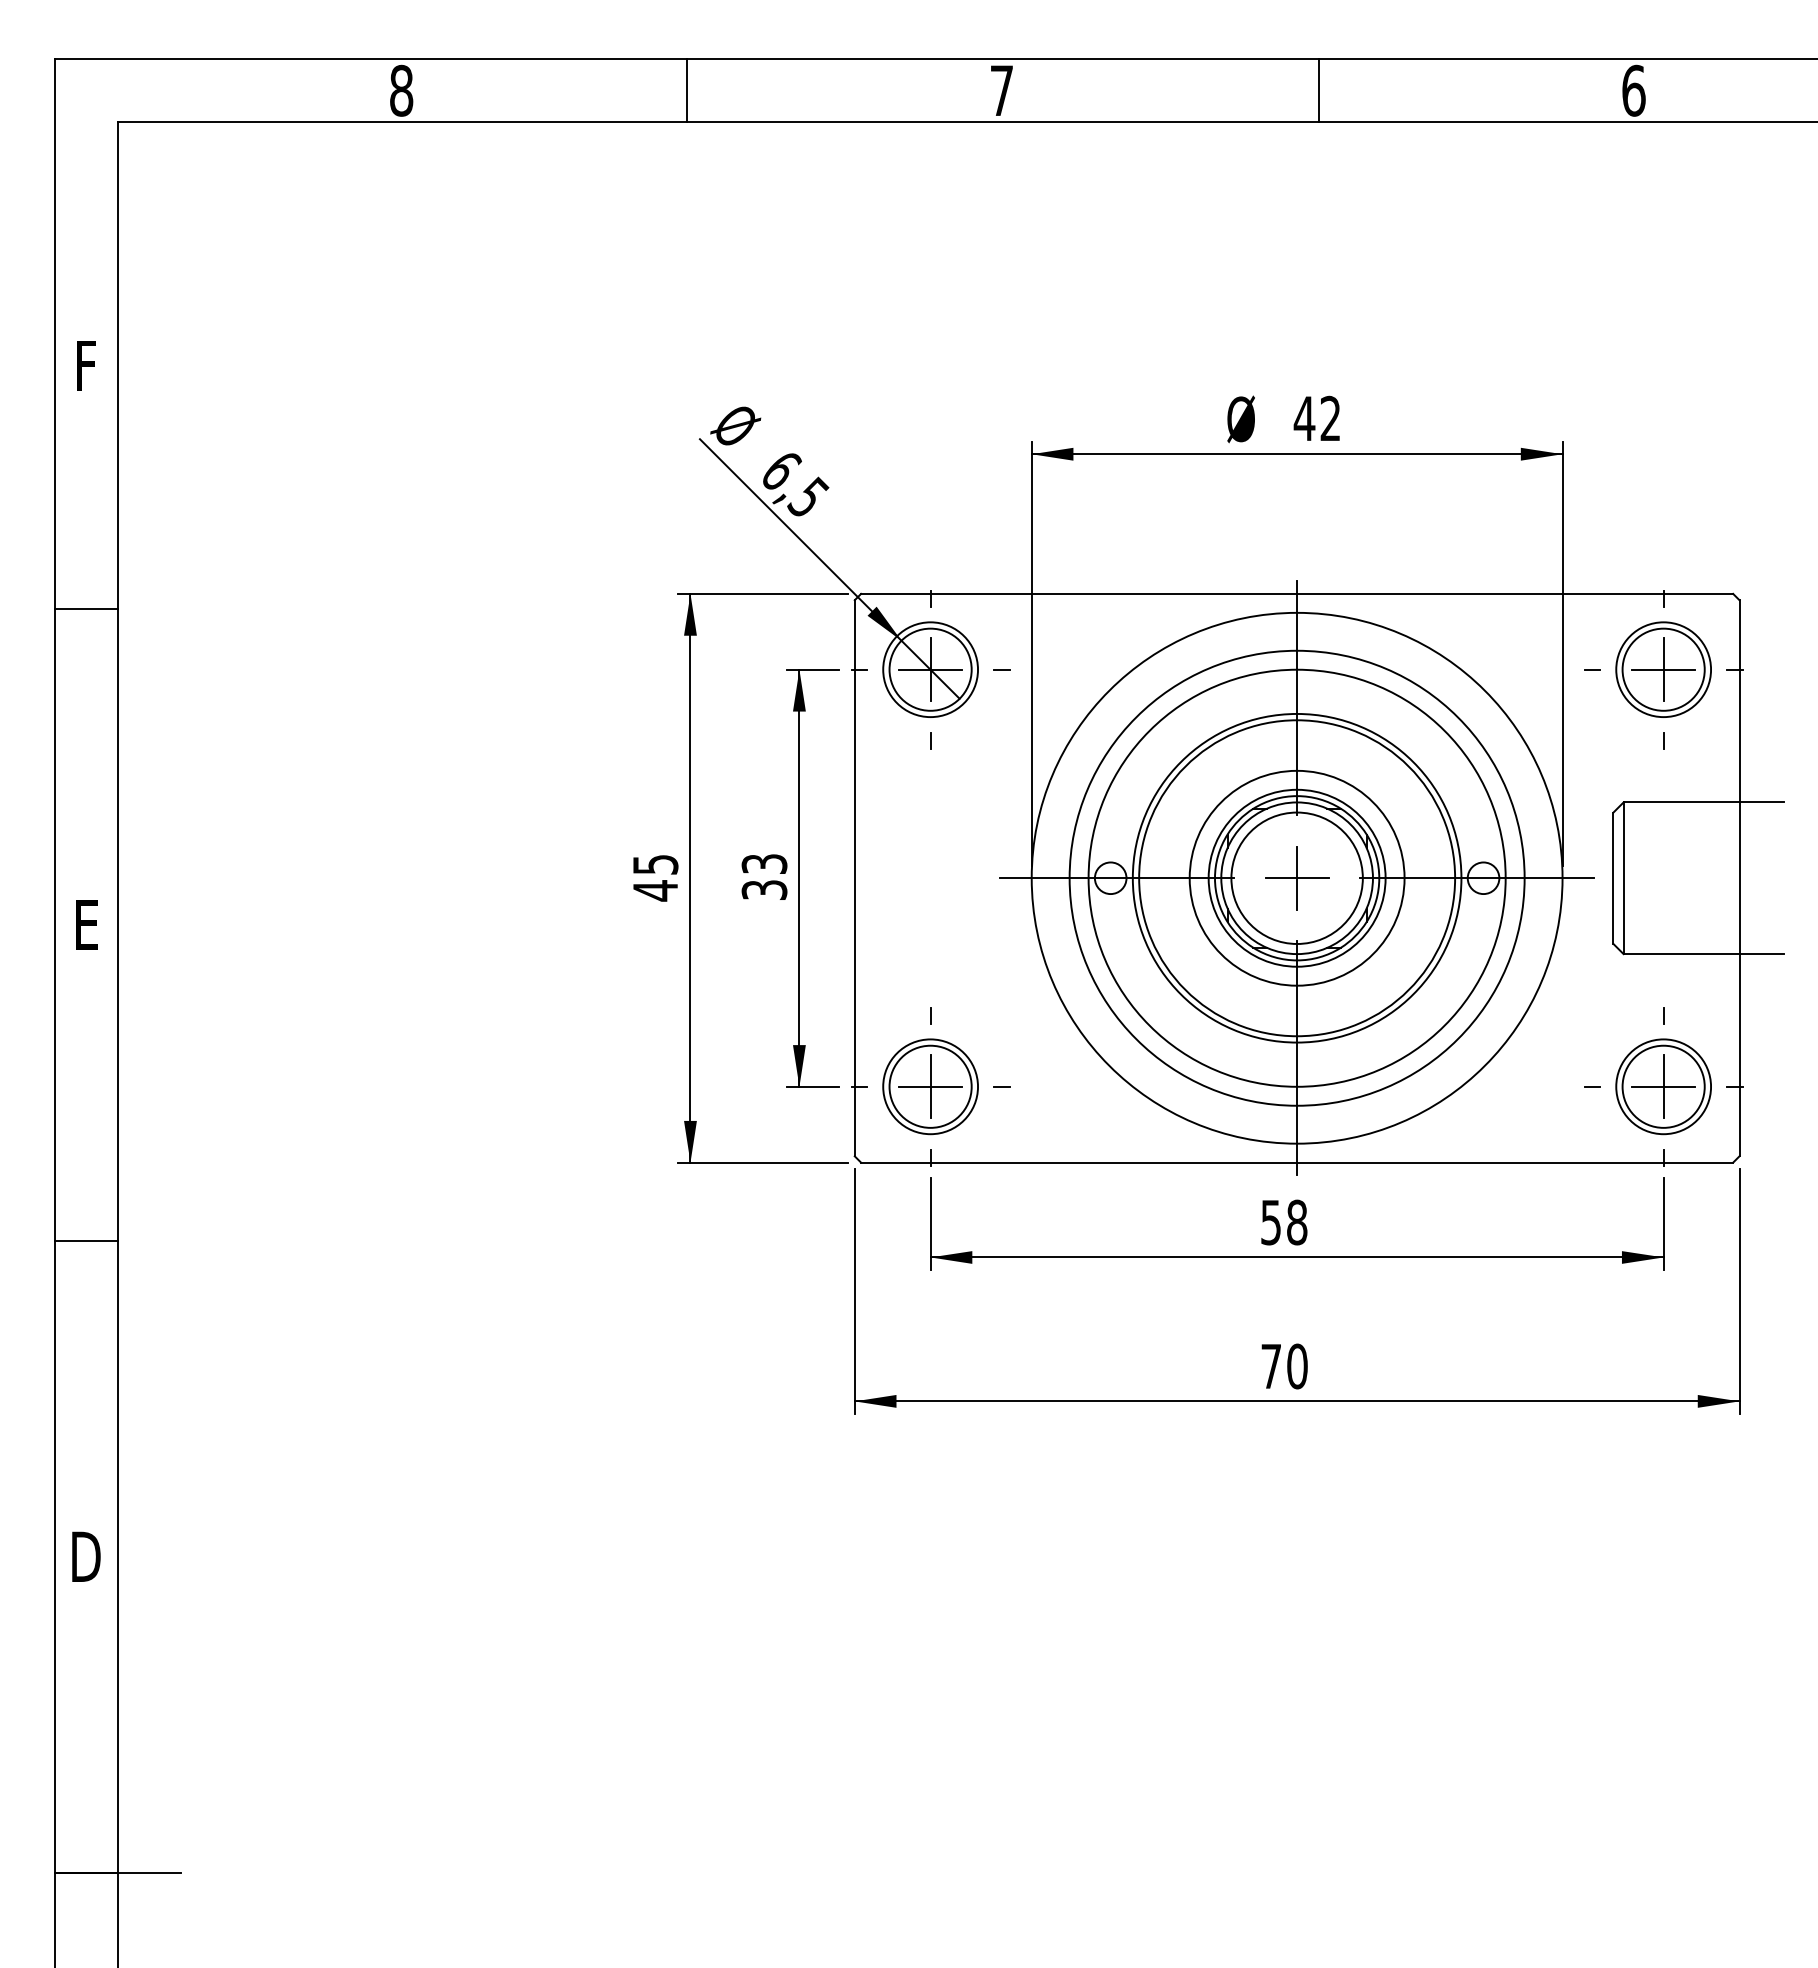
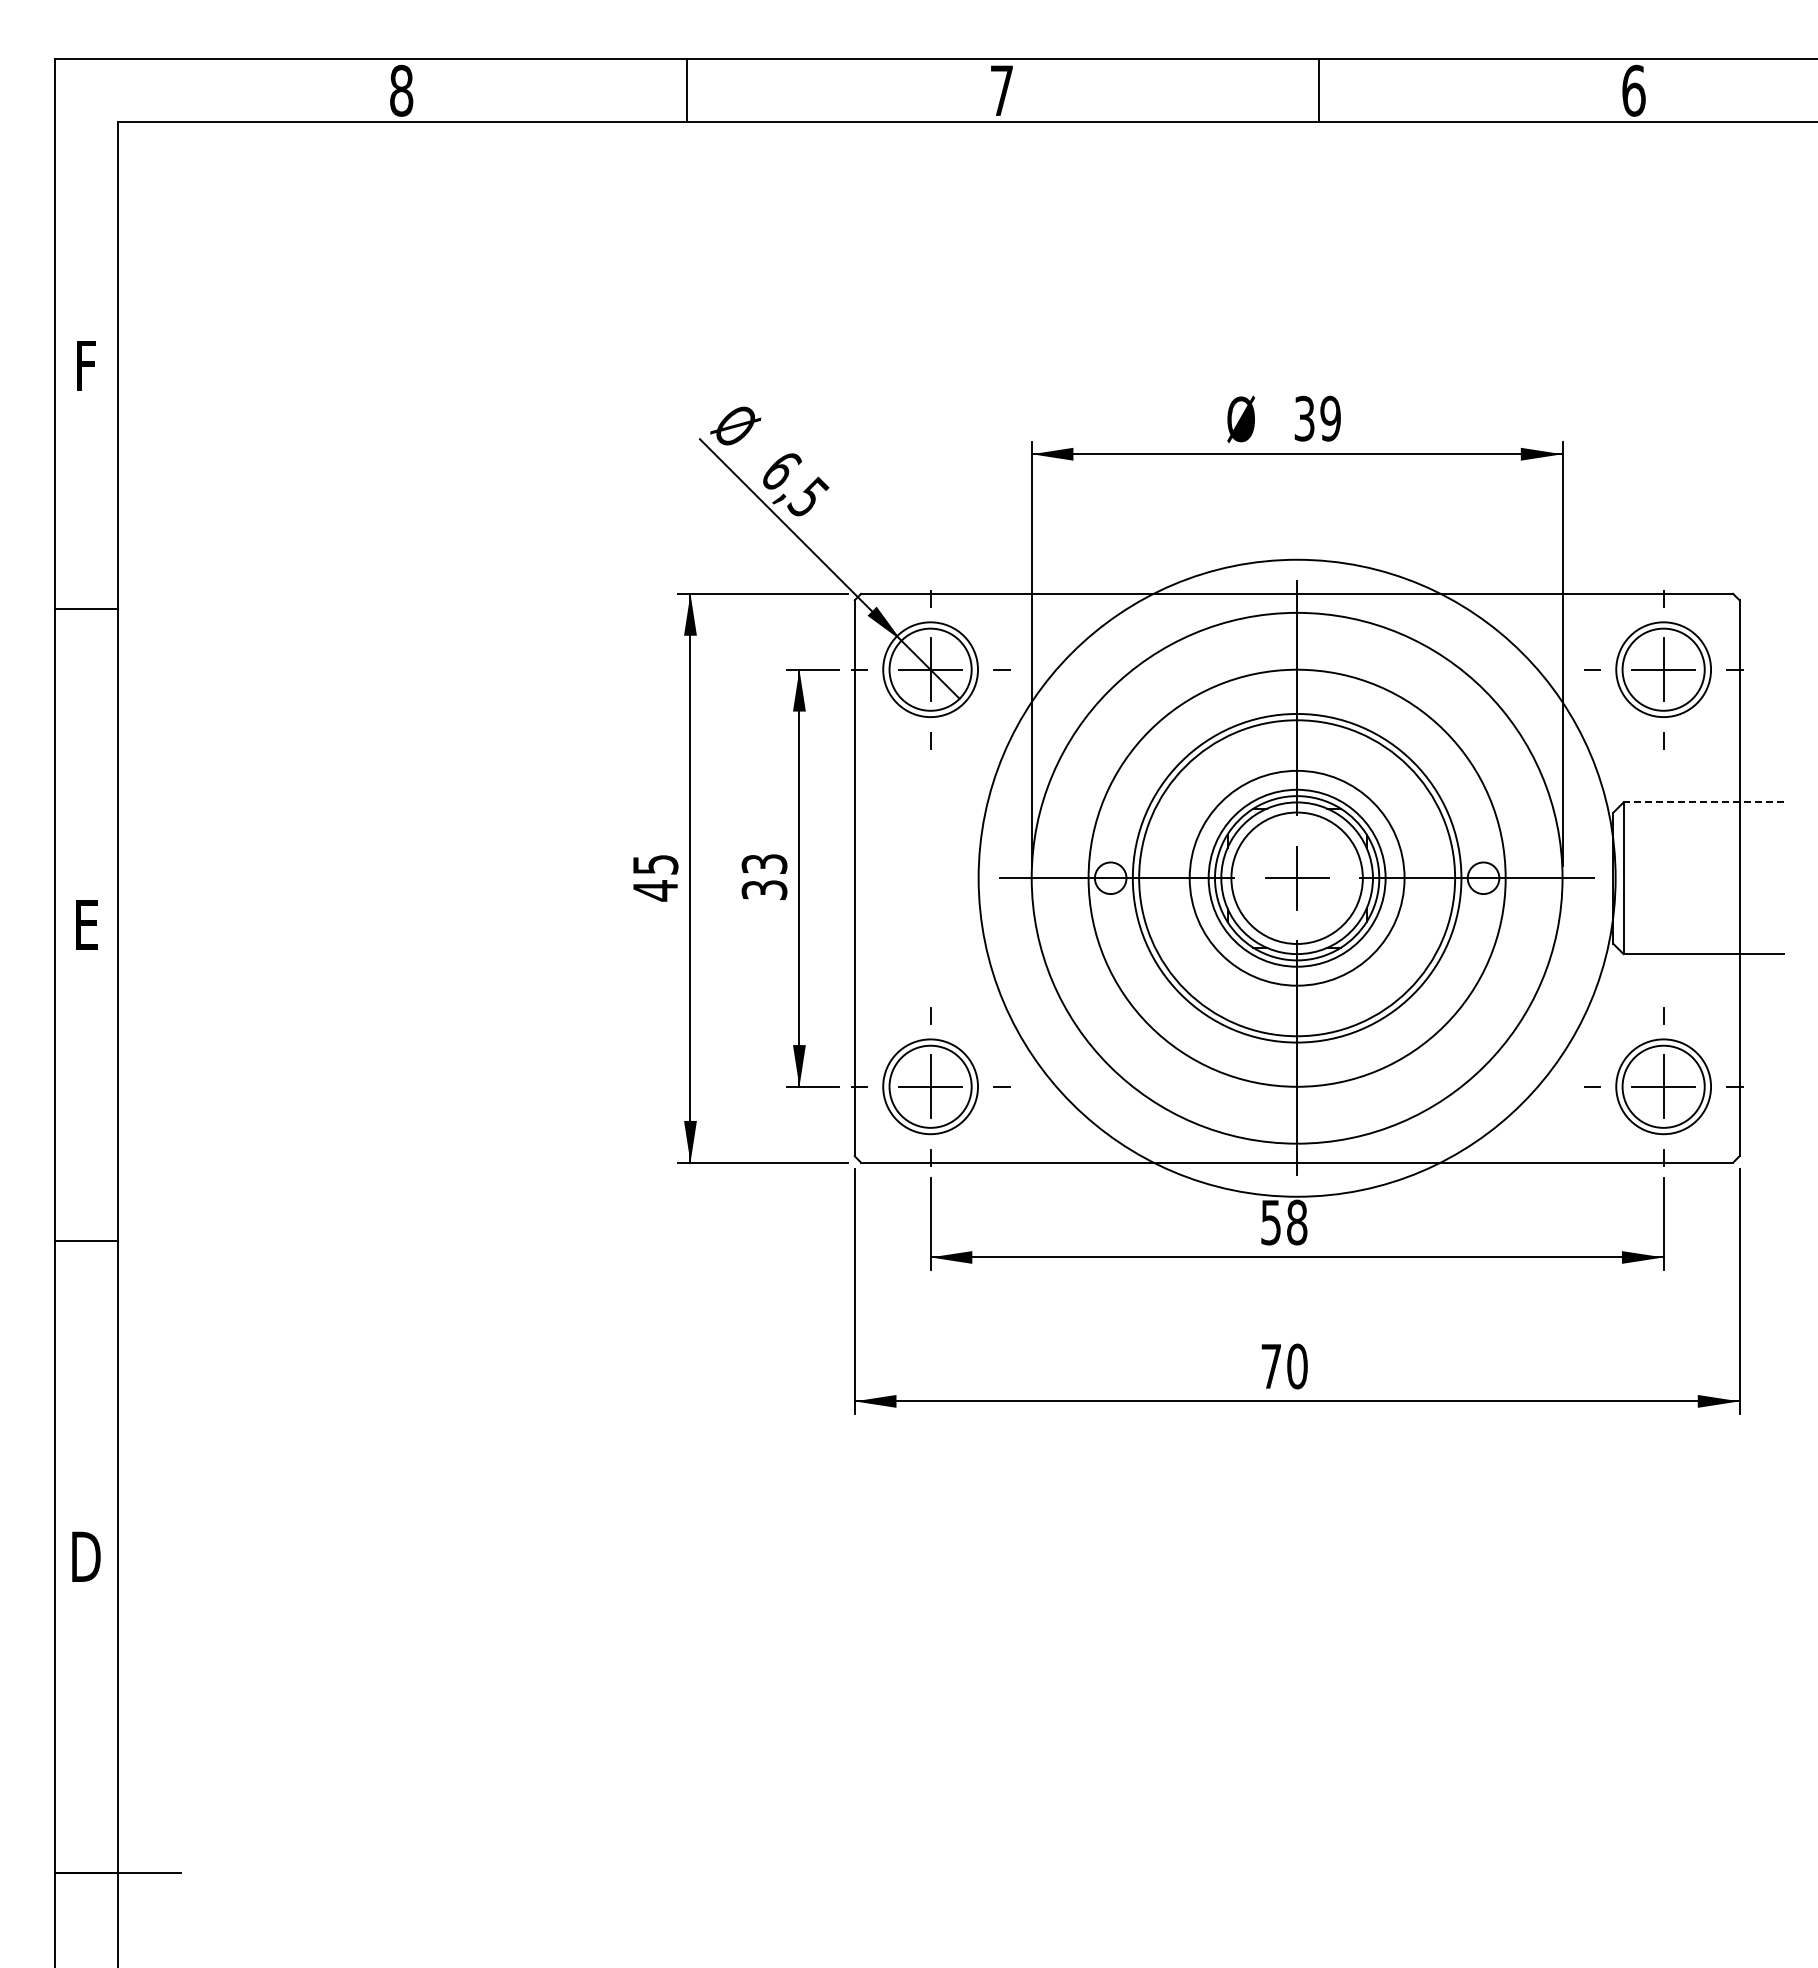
text: 42 -> 39 (1316, 418)
line: solid -> dashed (1703, 802)
circle diameter: 455 px -> 637 px (1296, 877)
